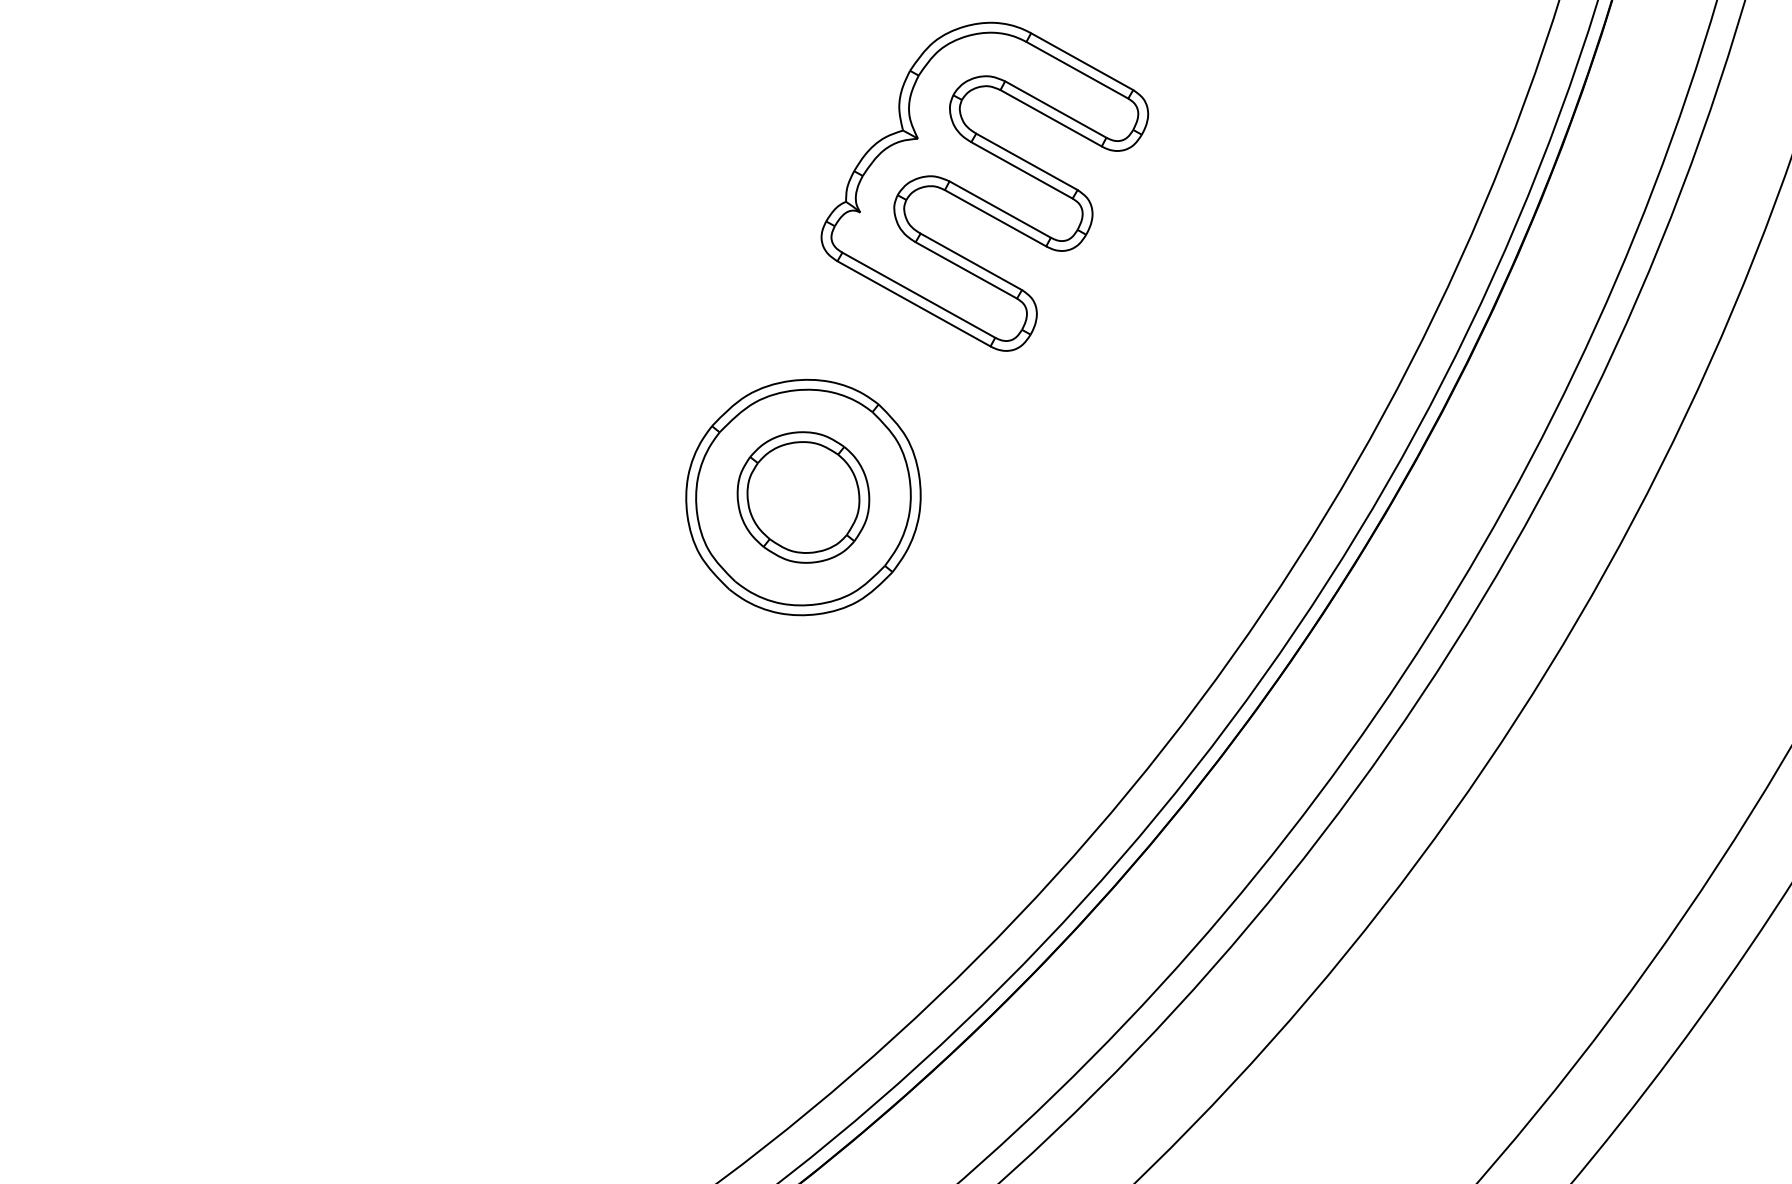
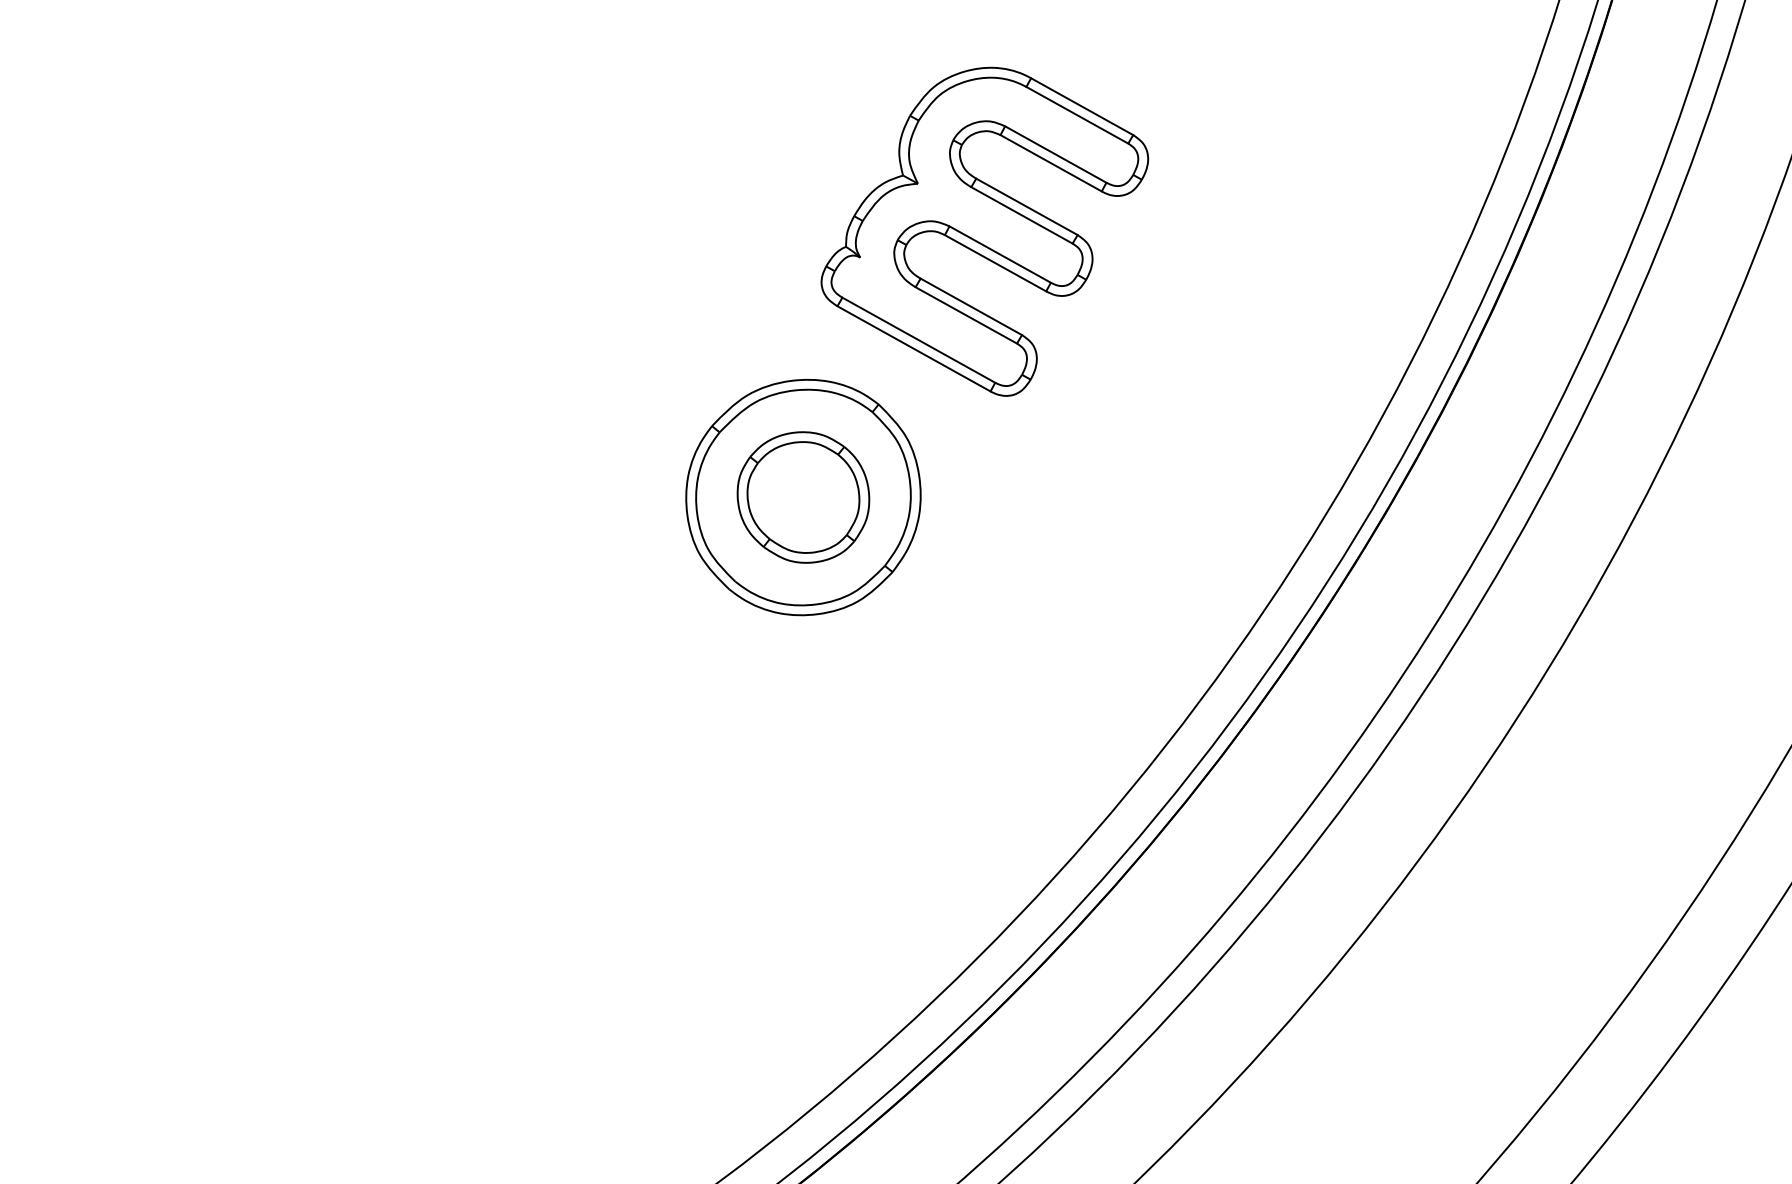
part position: (984, 186) -> (984, 231) (984, 231)
